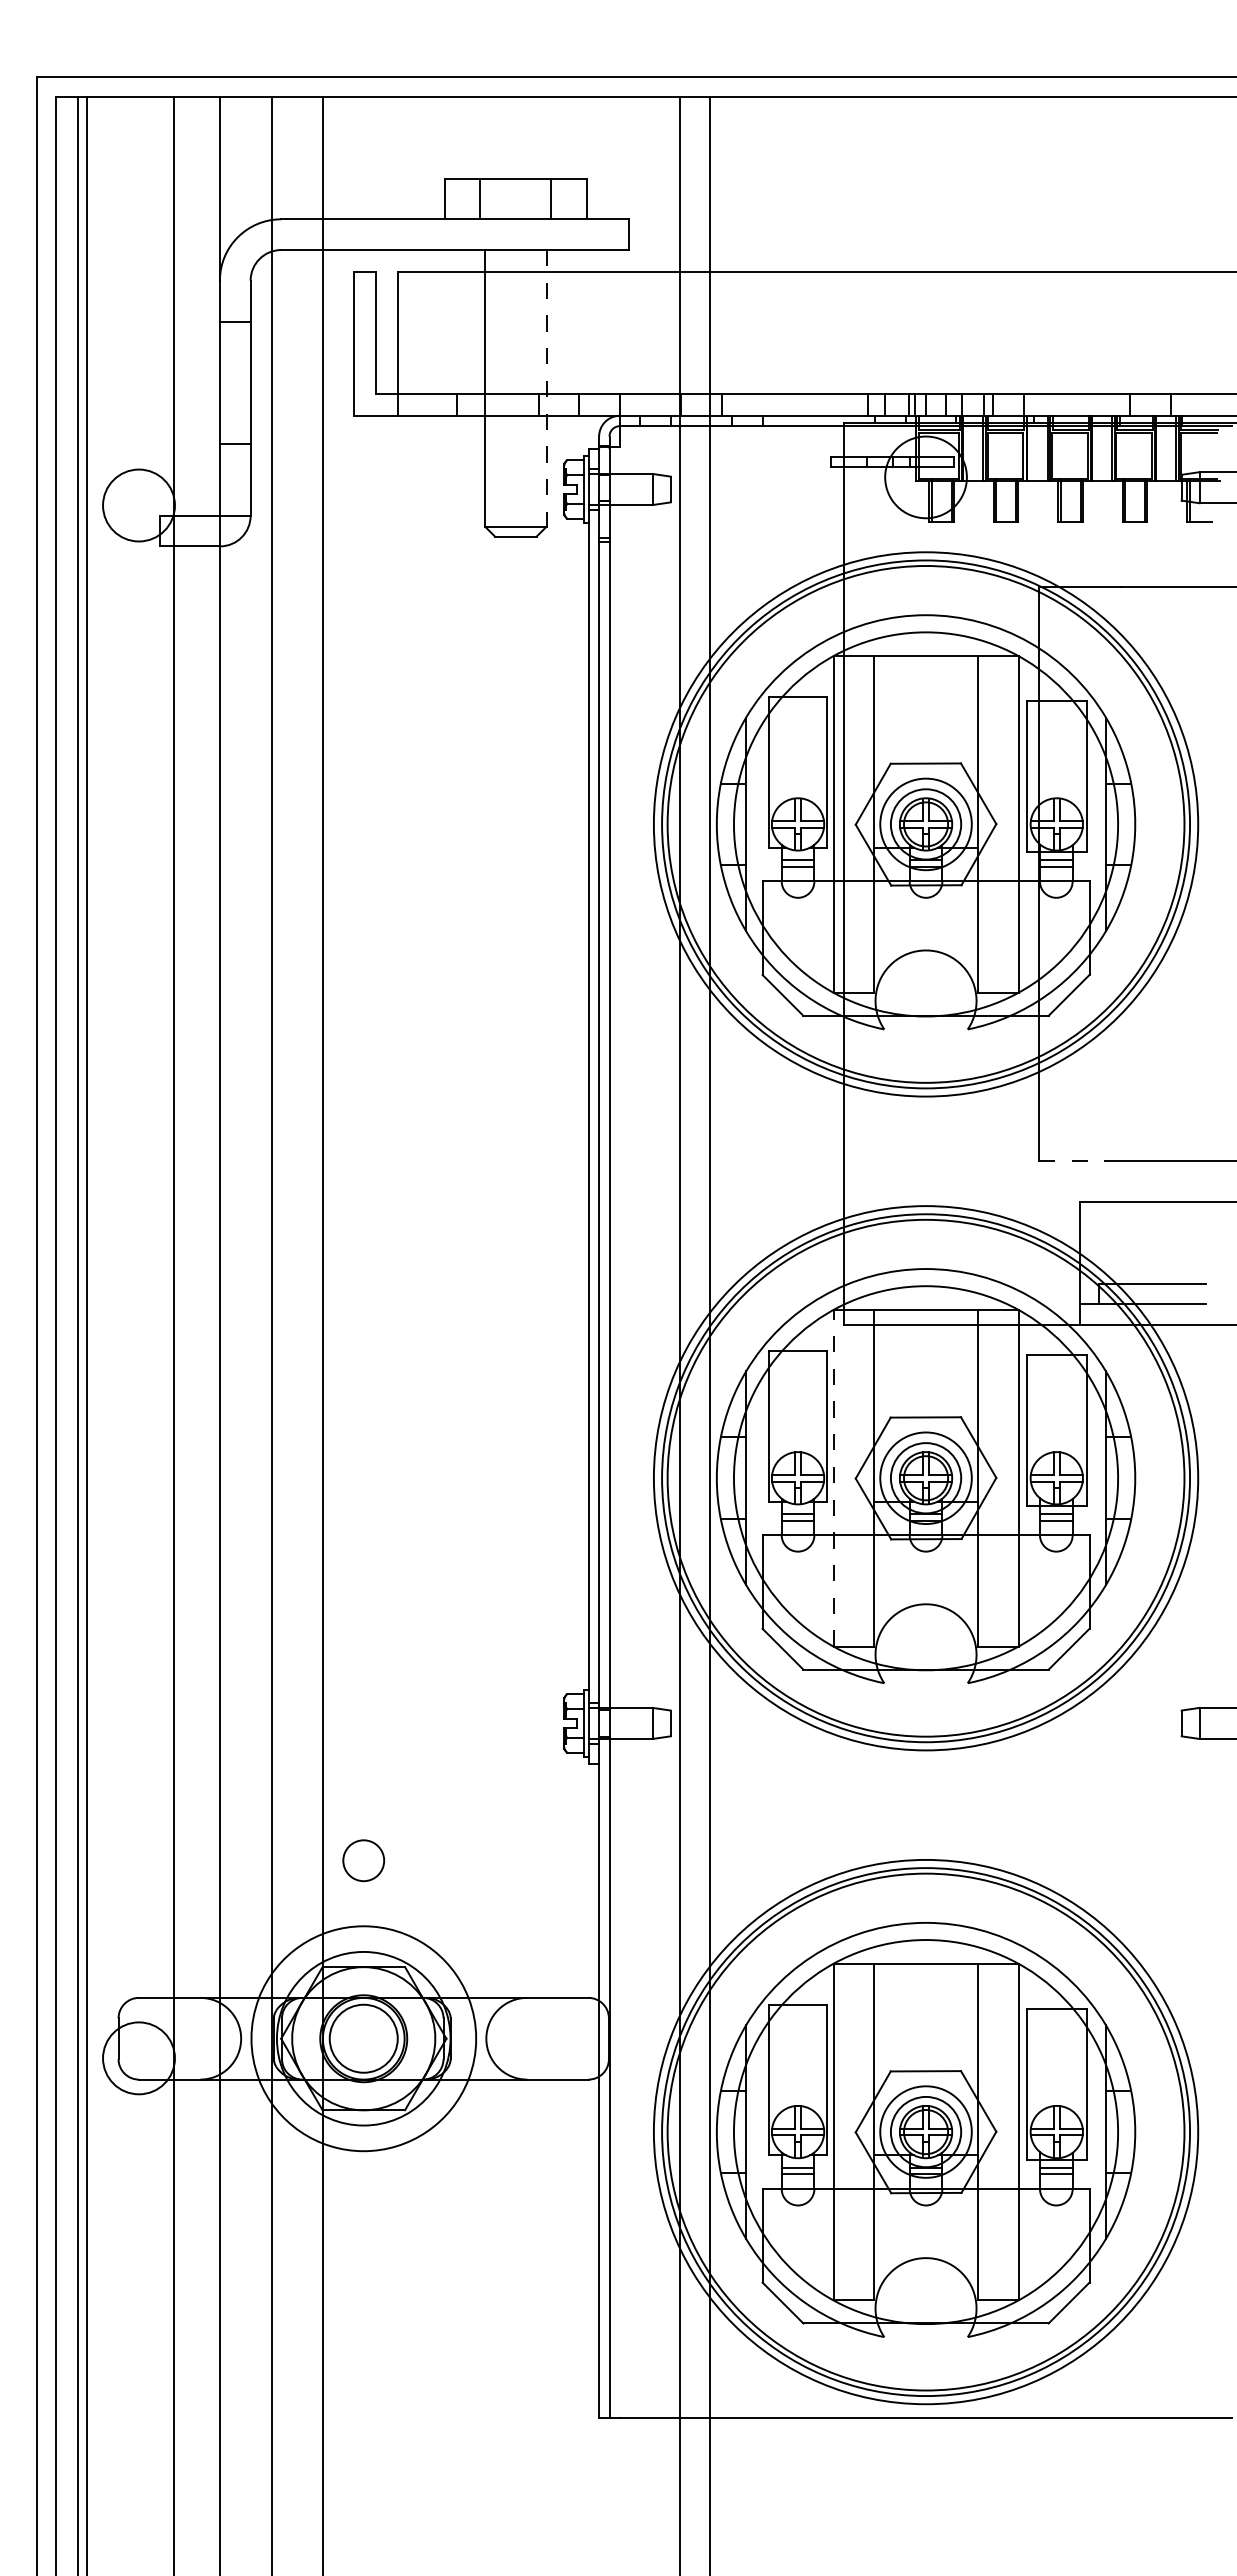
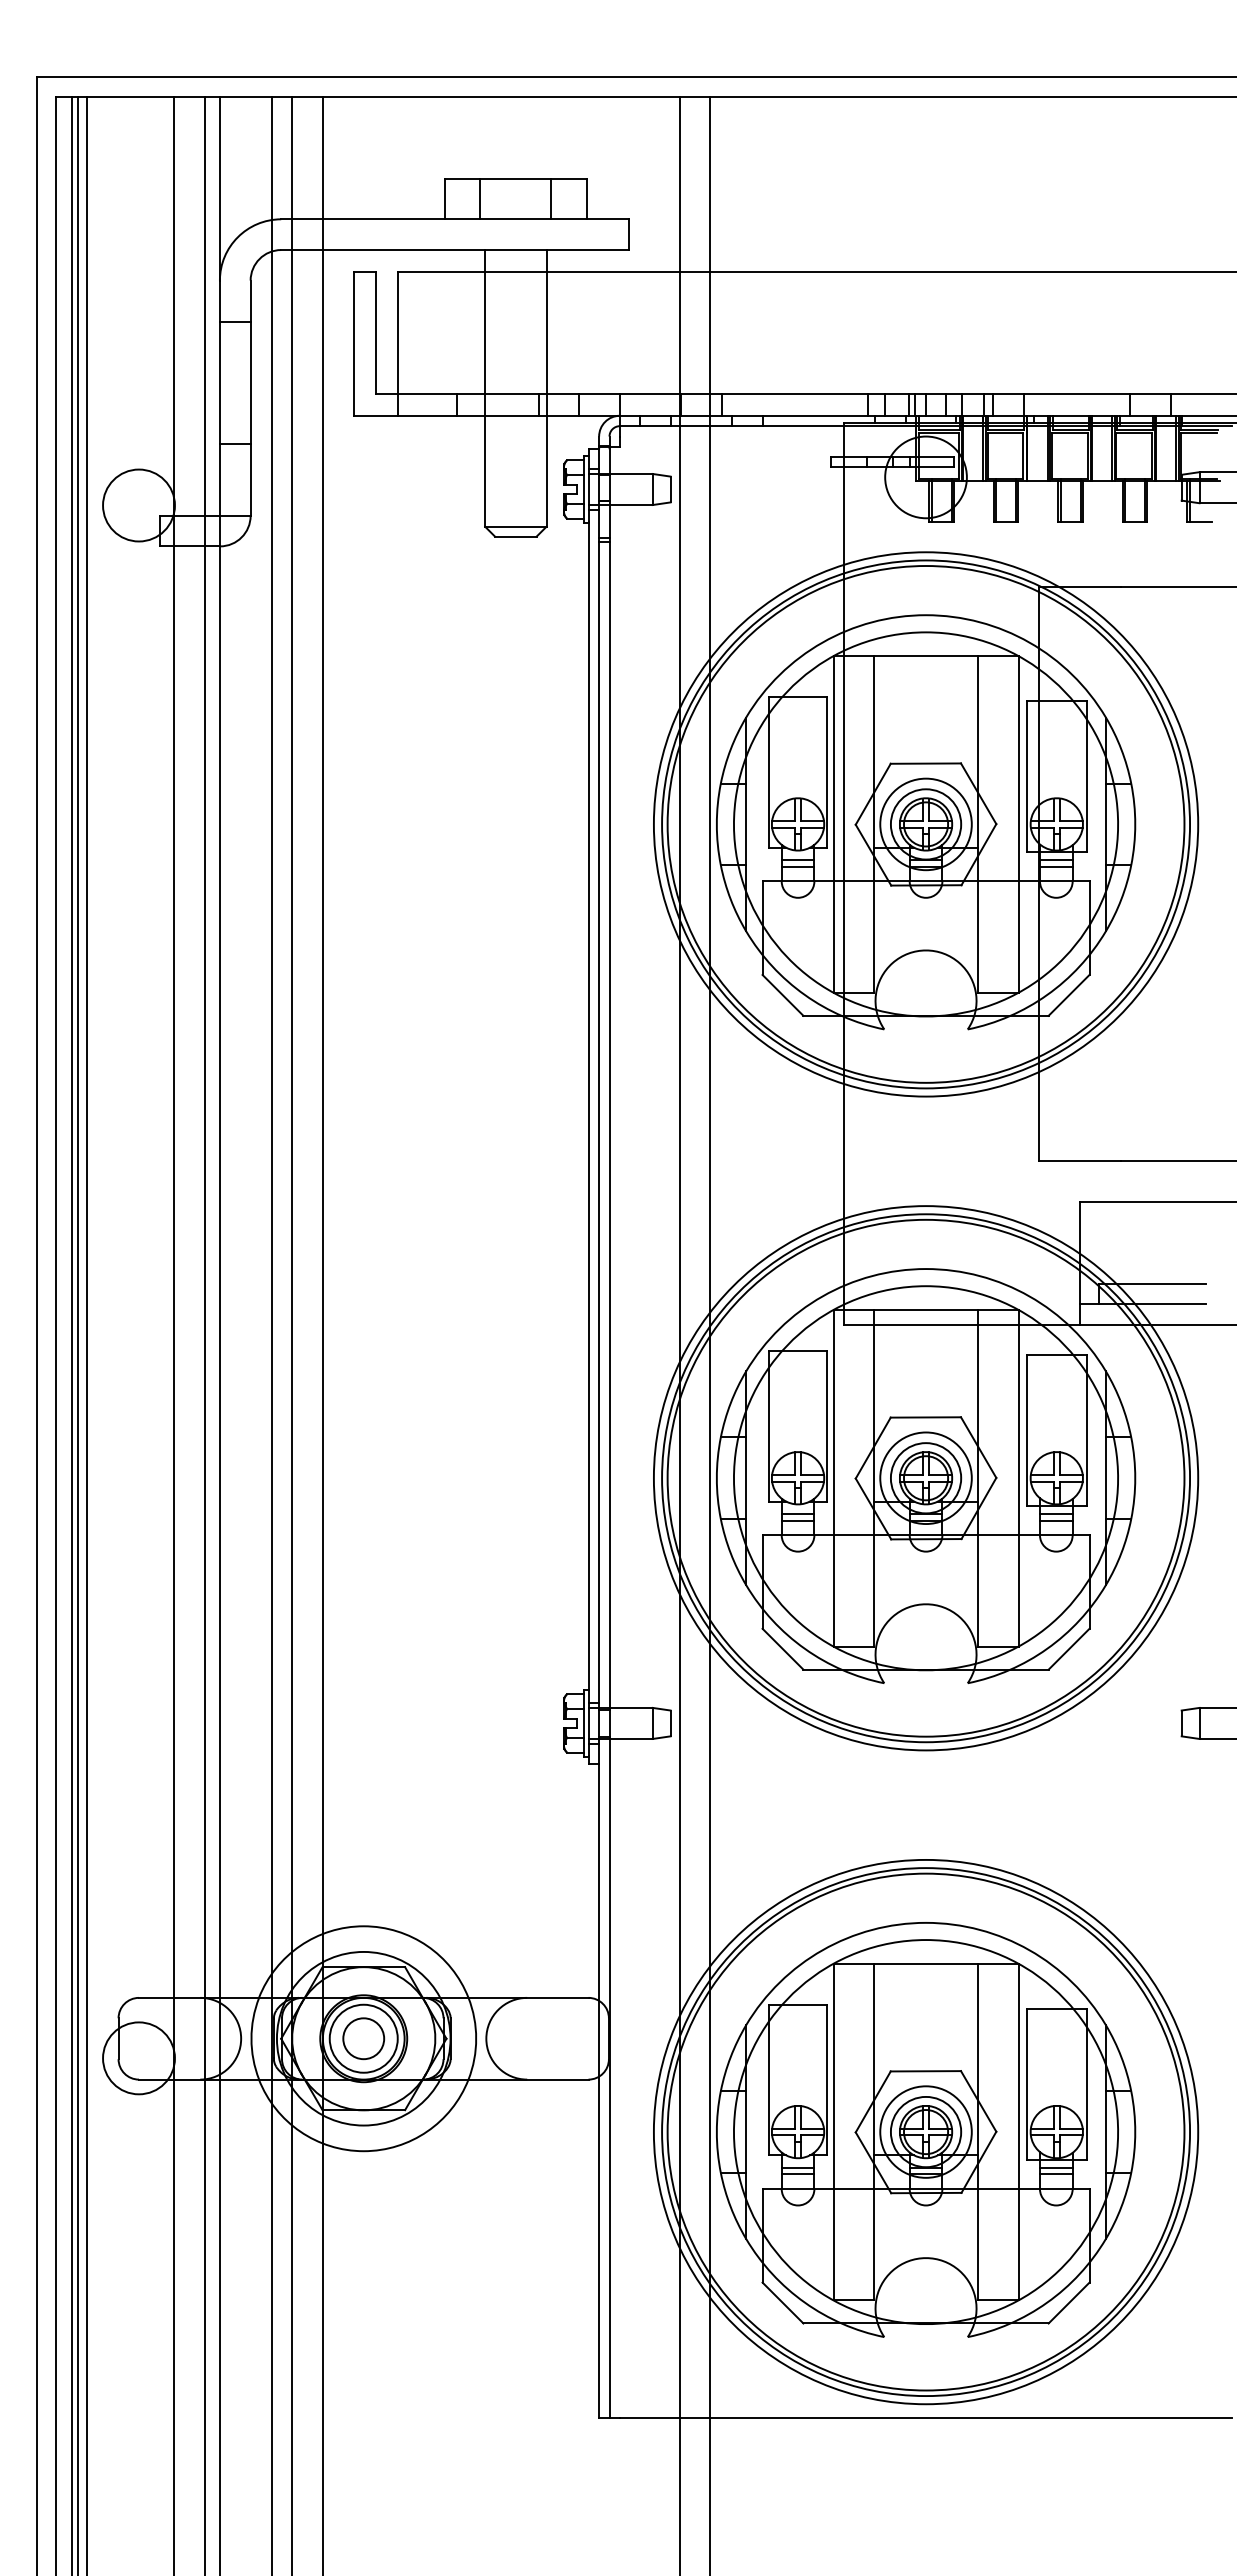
line: dashed -> solid (546, 388)
line: dashed -> solid (1079, 1161)
line: none -> present (71, 1334)
line: none -> present (204, 1334)
line: none -> present (292, 1334)
line: dashed -> solid (833, 1477)
circle position: (363, 1860) -> (363, 2038) (363, 2038)
